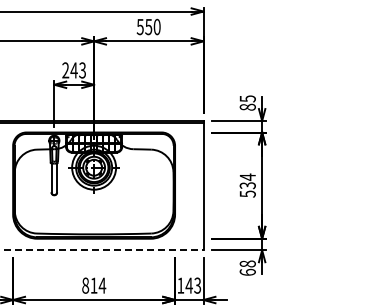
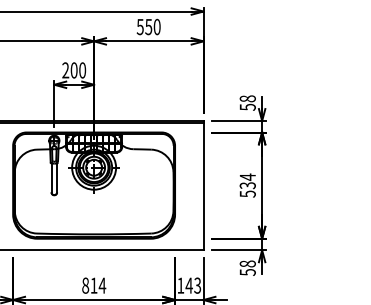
text: 243 -> 200 (78, 70)
text: 85 -> 58 (247, 102)
line: dashed -> solid (102, 250)
text: 68 -> 58 (247, 271)
